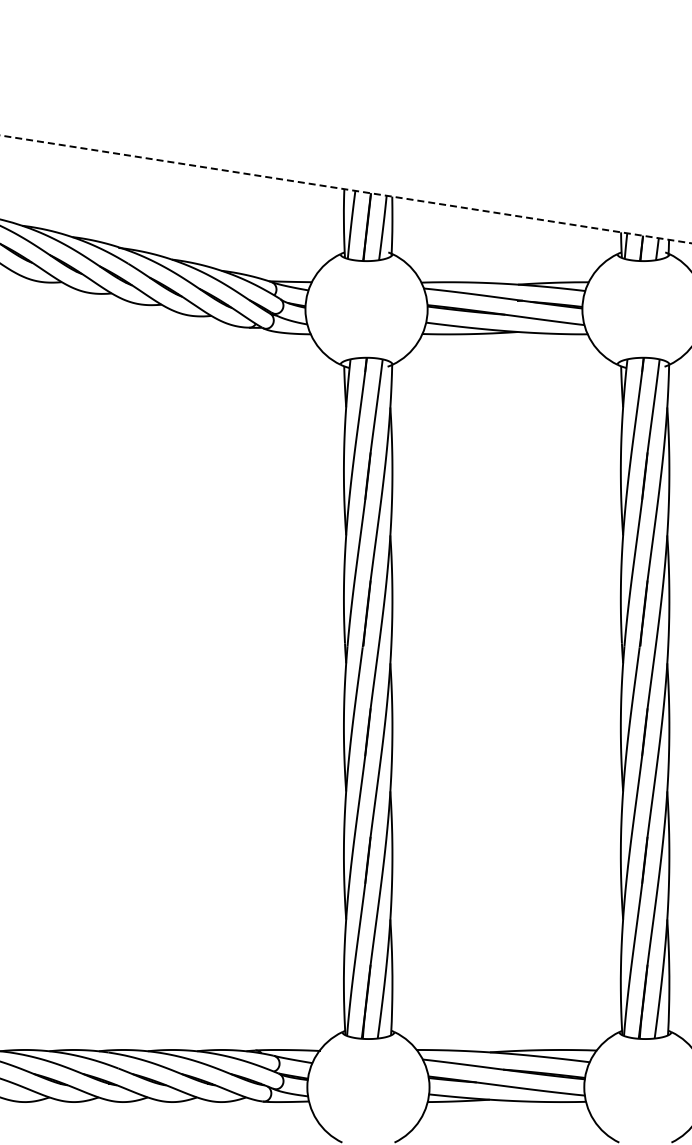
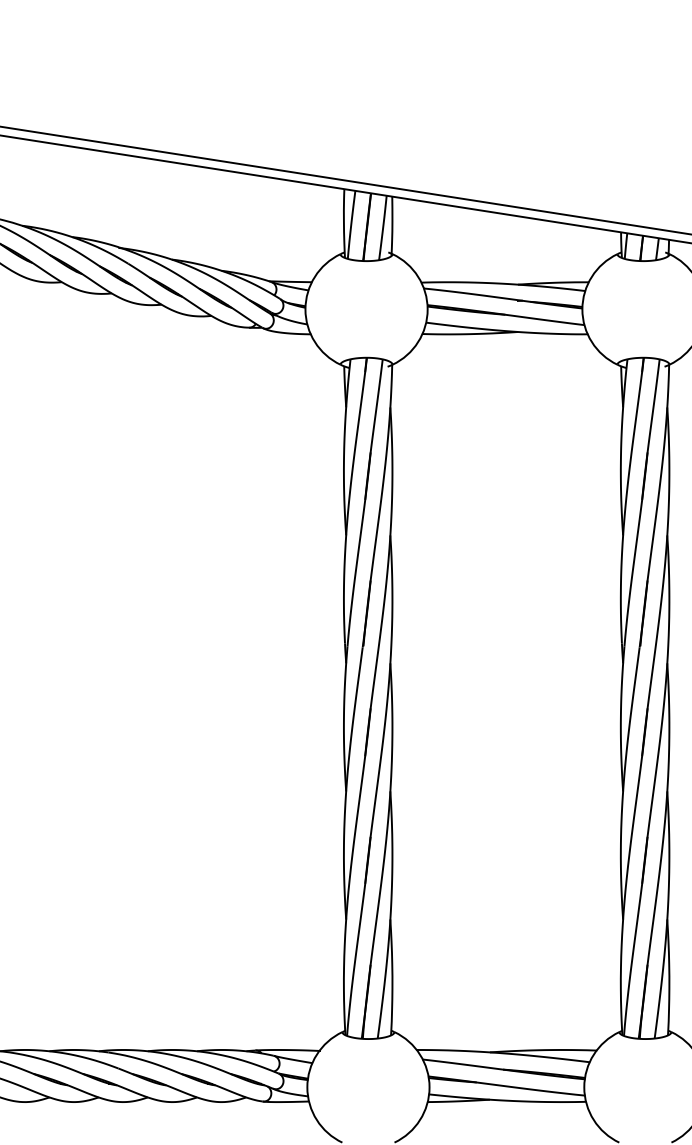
line: none -> present (345, 180)
line: dashed -> solid (345, 189)
